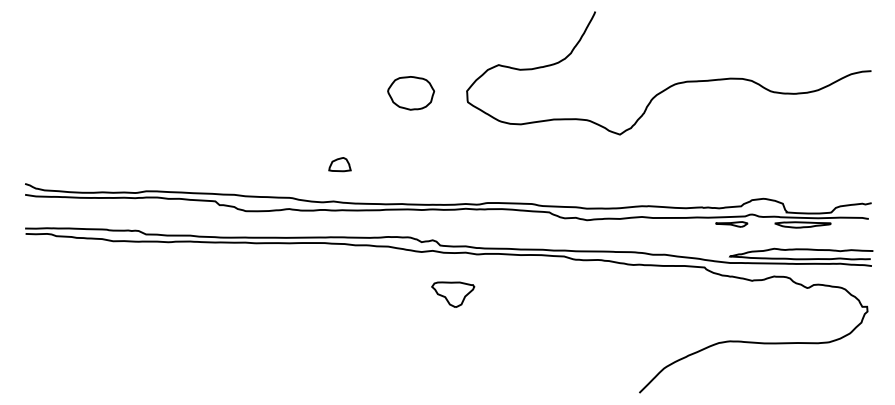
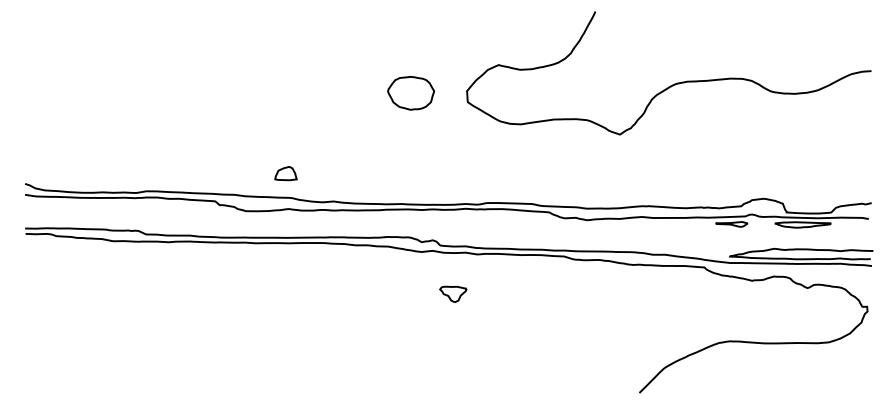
part position: (339, 164) -> (285, 173) (285, 173)
part size: 45x27 px -> 29x18 px (453, 293)
